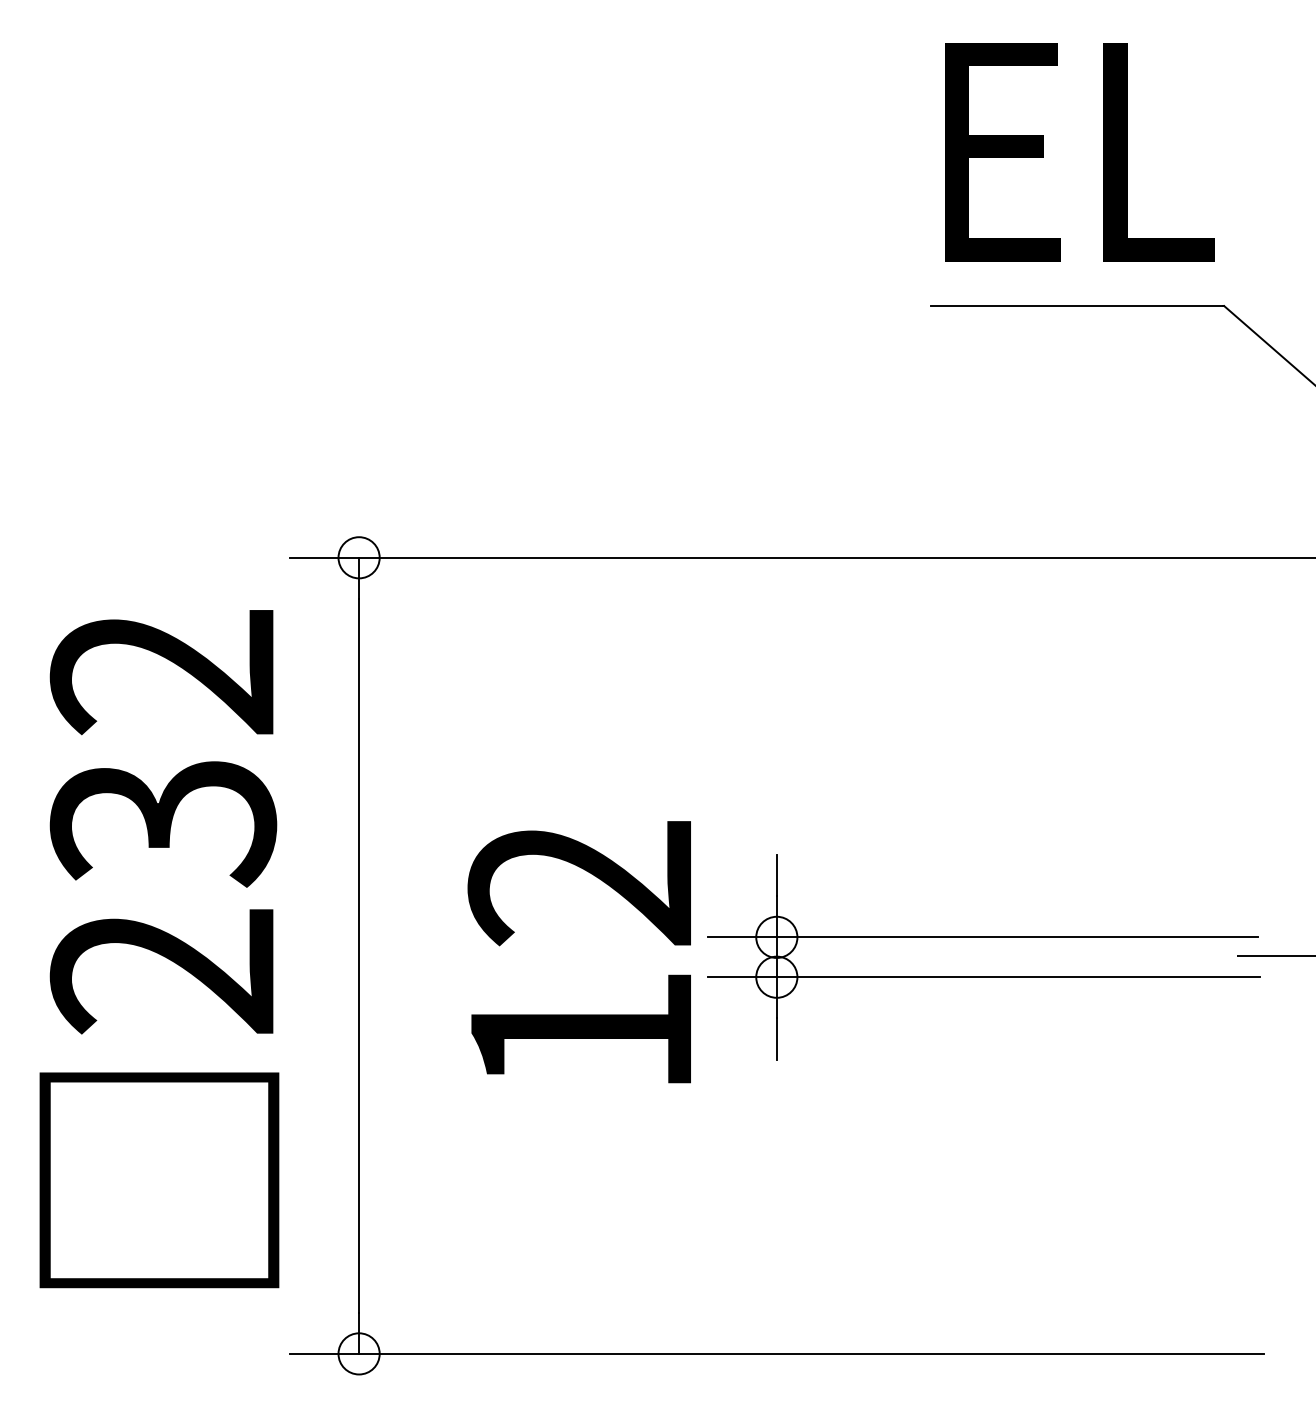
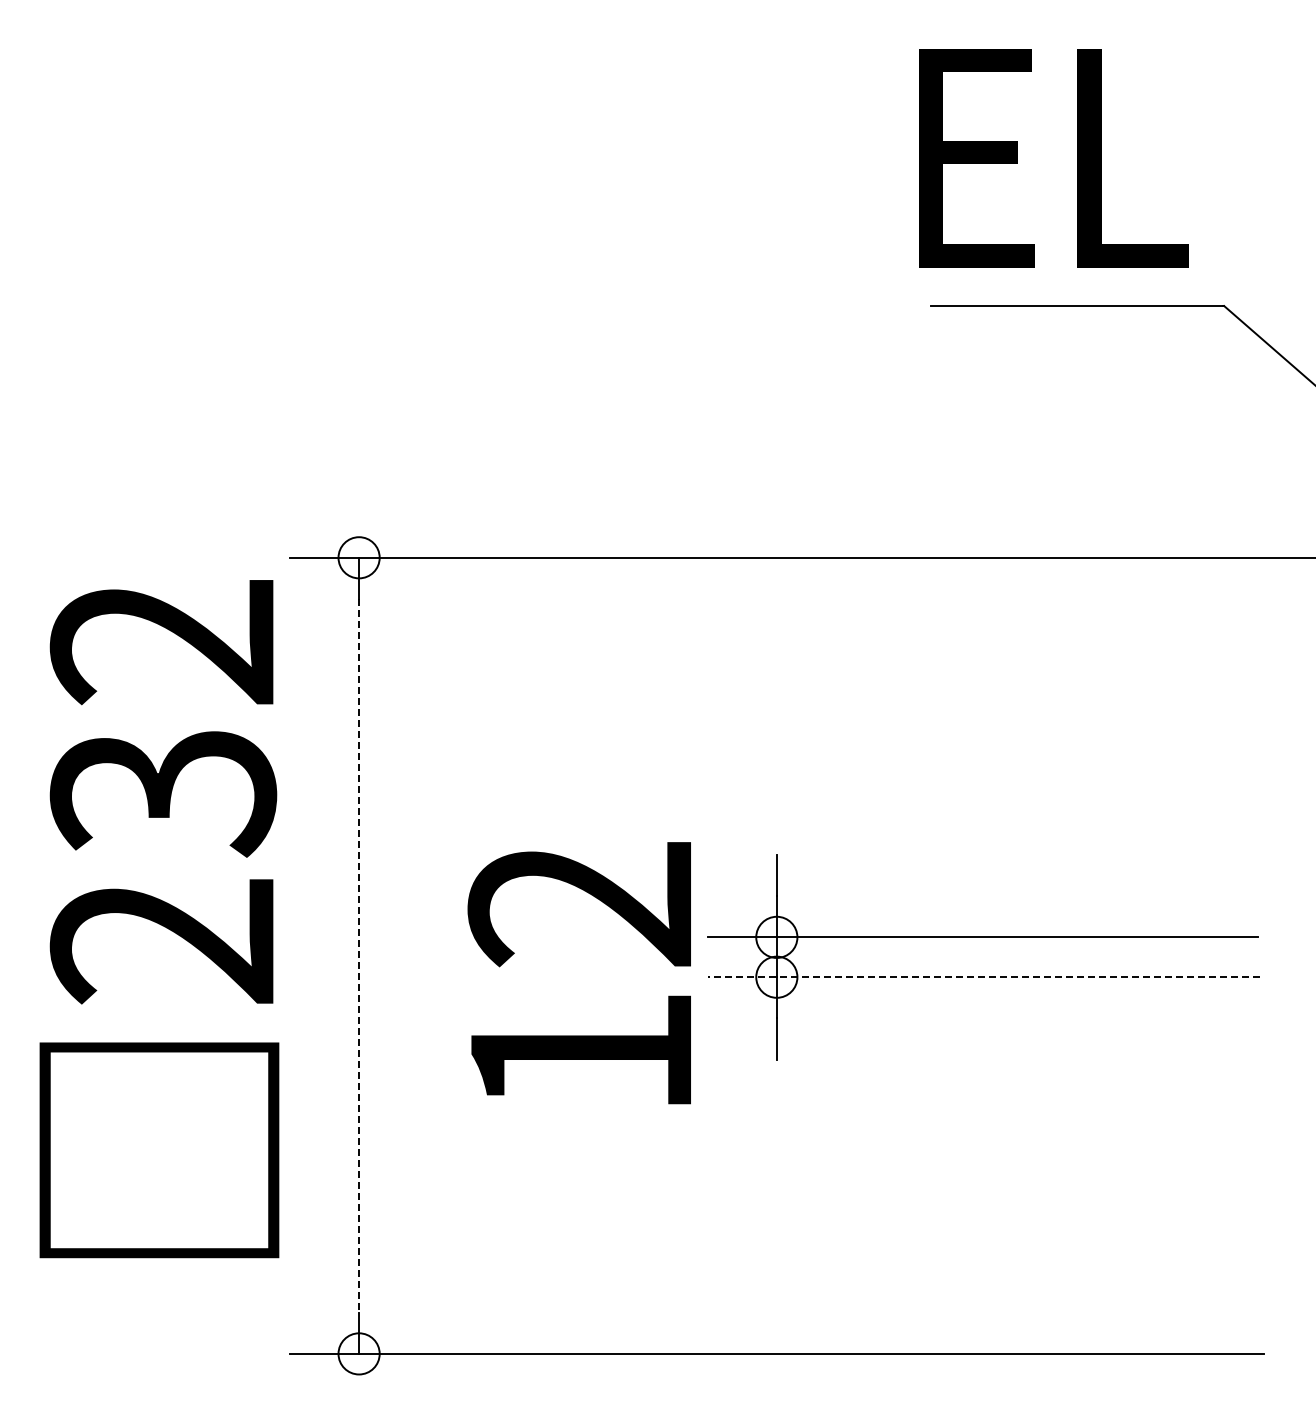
text position: (1079, 152) -> (1053, 158) (1053, 158)
text position: (159, 949) -> (159, 919) (159, 919)
text position: (578, 952) -> (578, 973) (578, 973)
line: solid -> dashed (359, 955)
line: present -> none (1274, 956)
line: solid -> dashed (983, 977)
